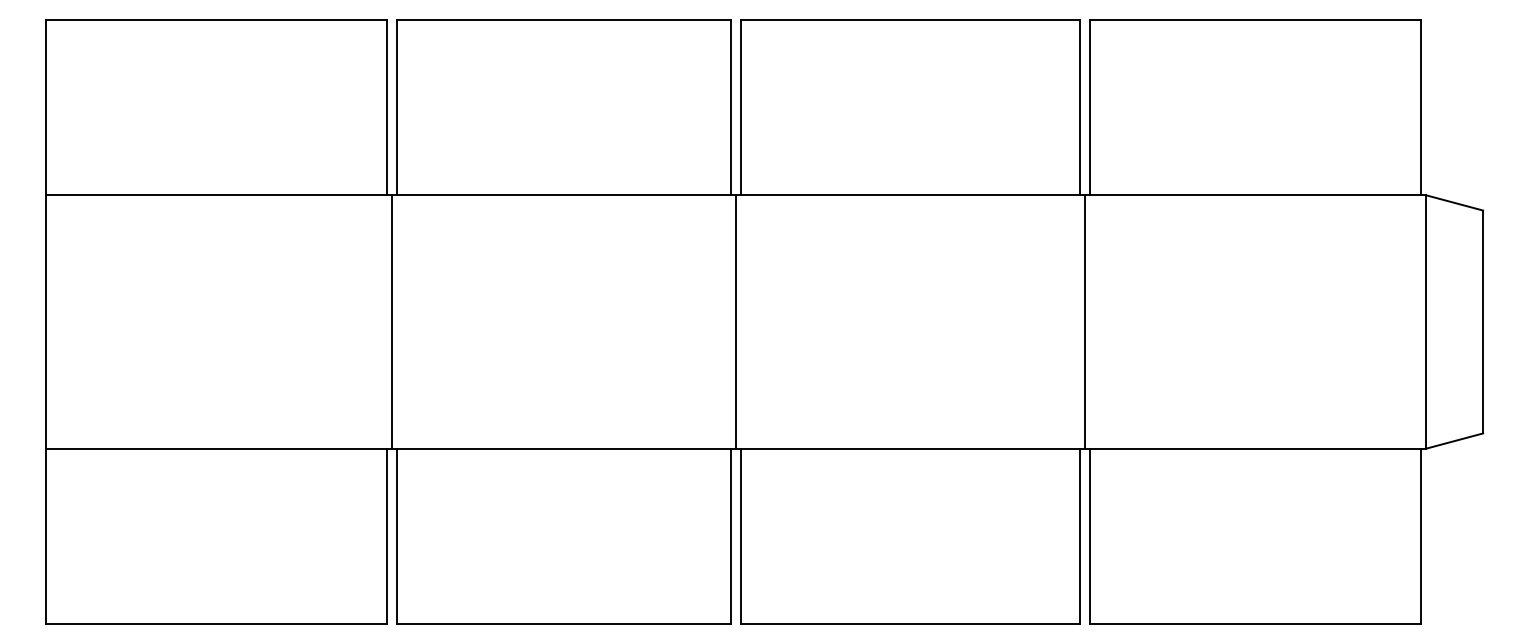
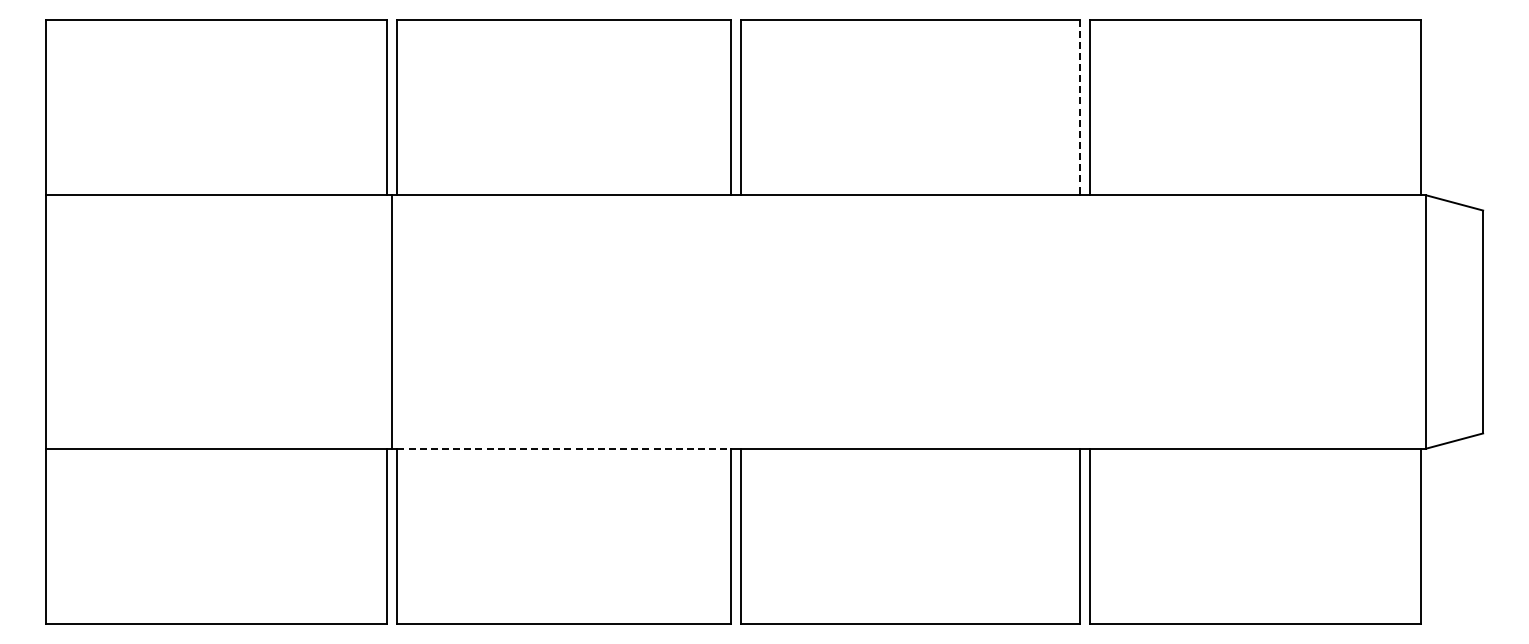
line: solid -> dashed (1079, 107)
line: present -> none (736, 321)
line: present -> none (1085, 321)
line: solid -> dashed (564, 448)
